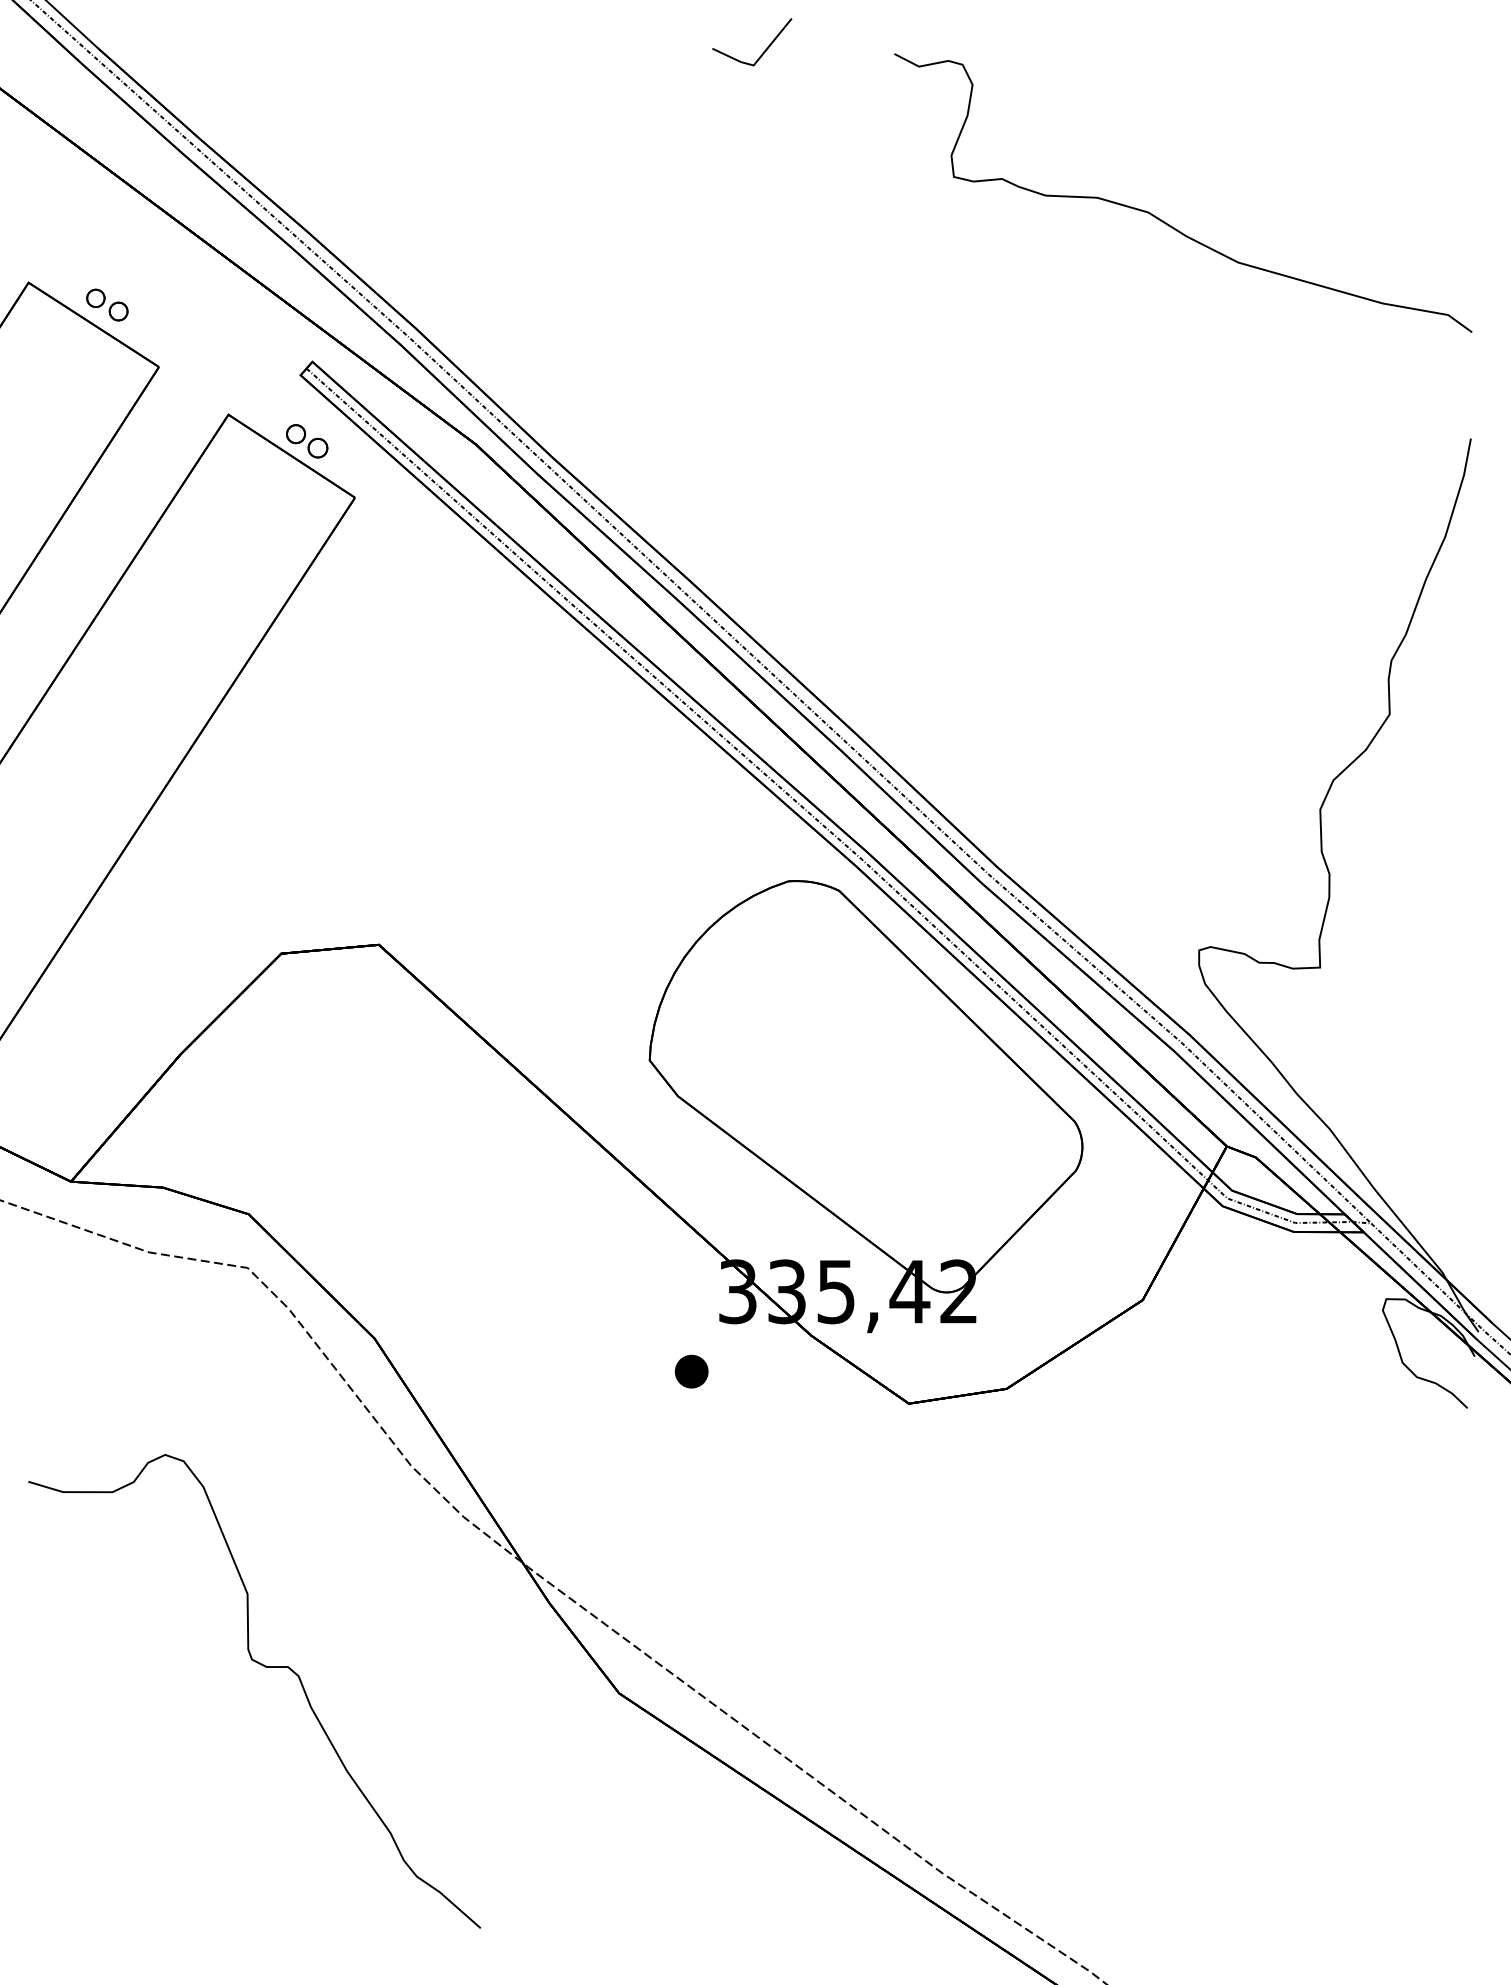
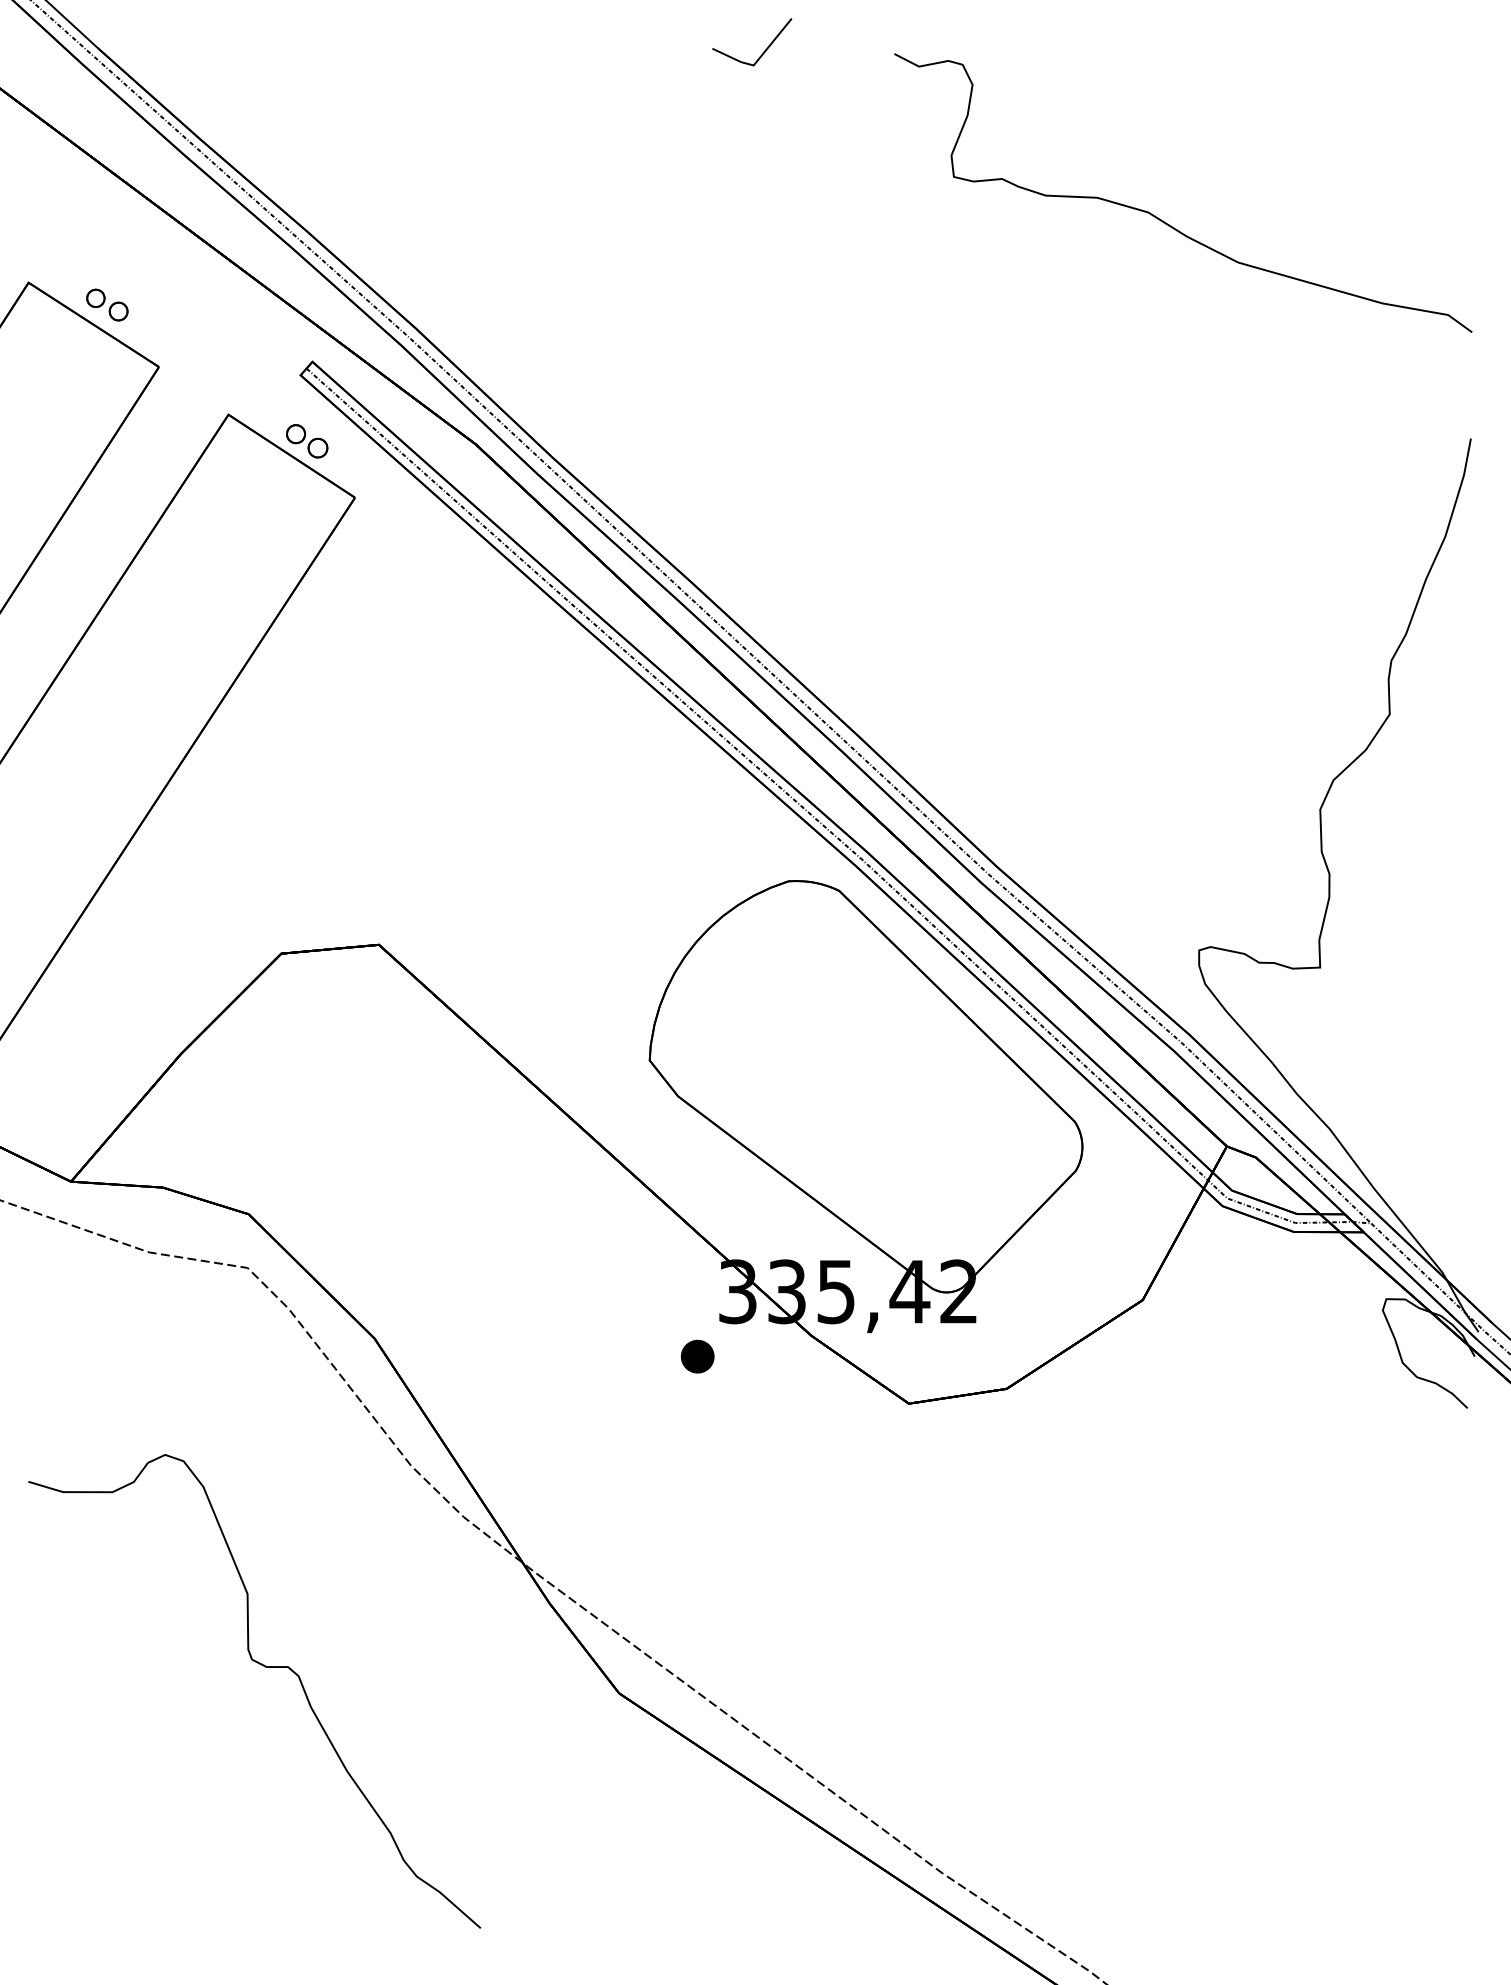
part position: (691, 1371) -> (697, 1356) (697, 1356)
